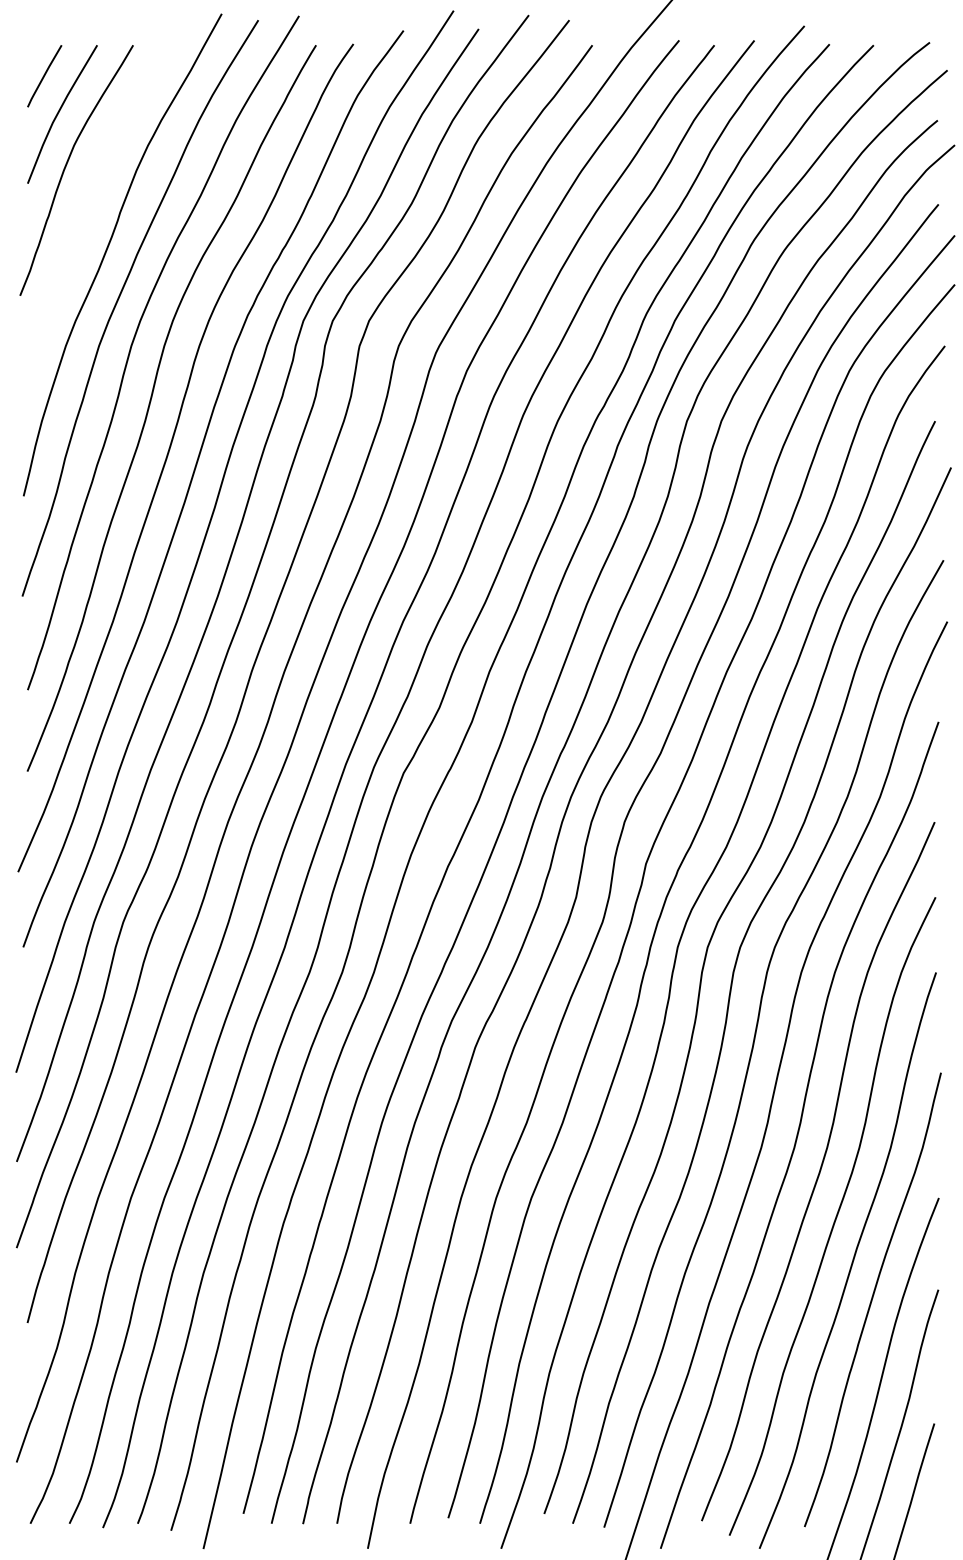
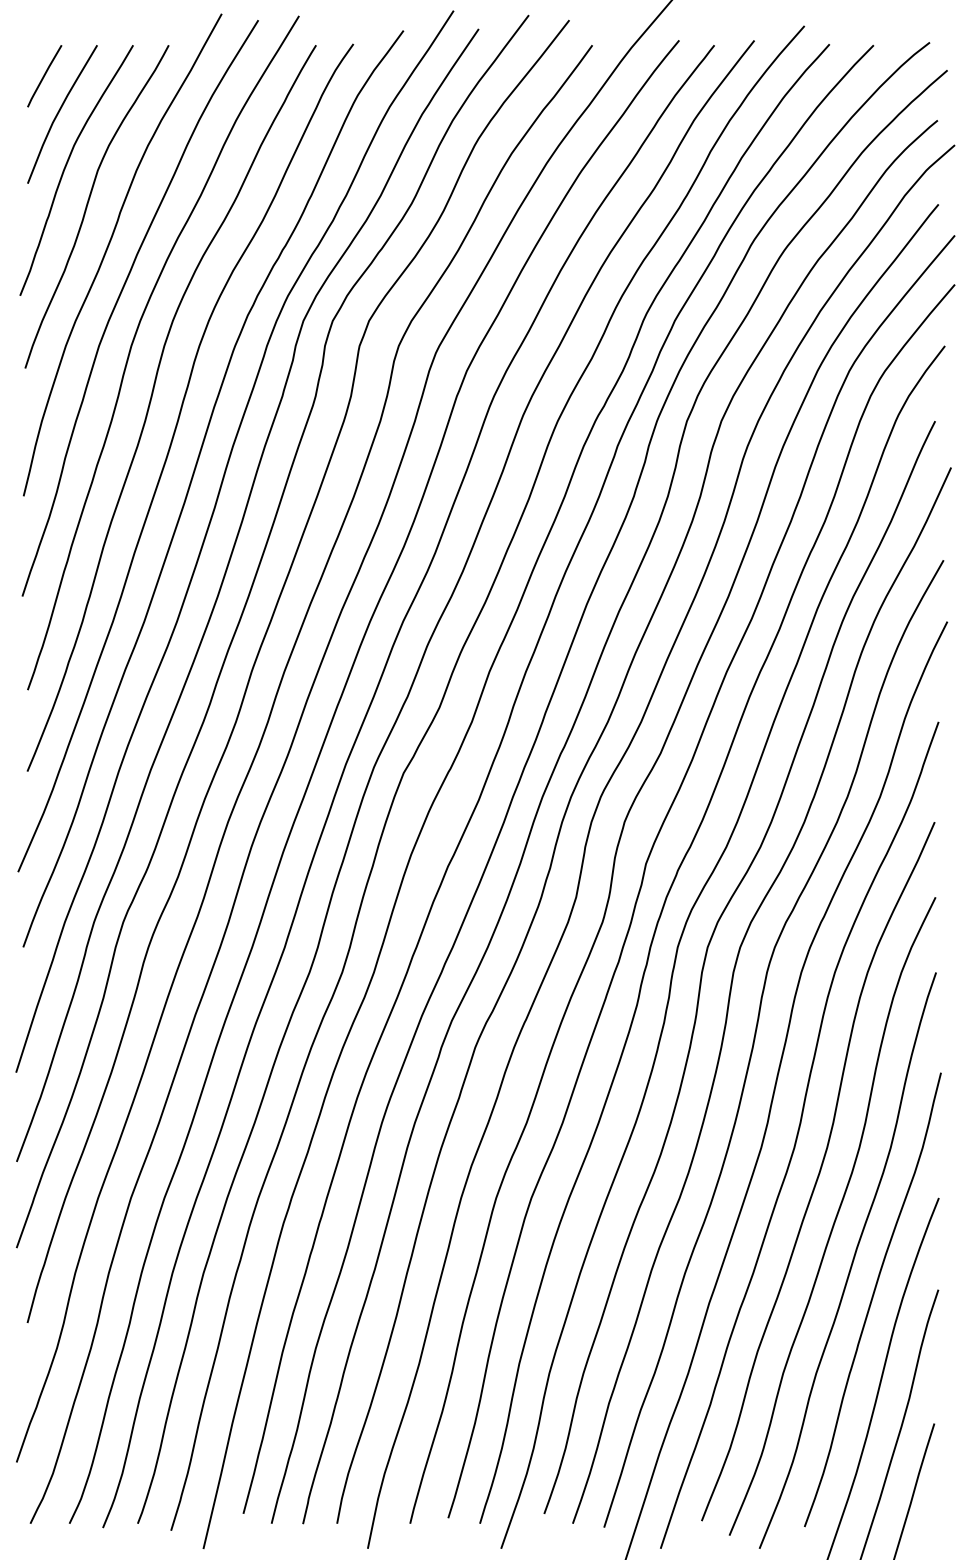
curve: none -> present (88, 204)
